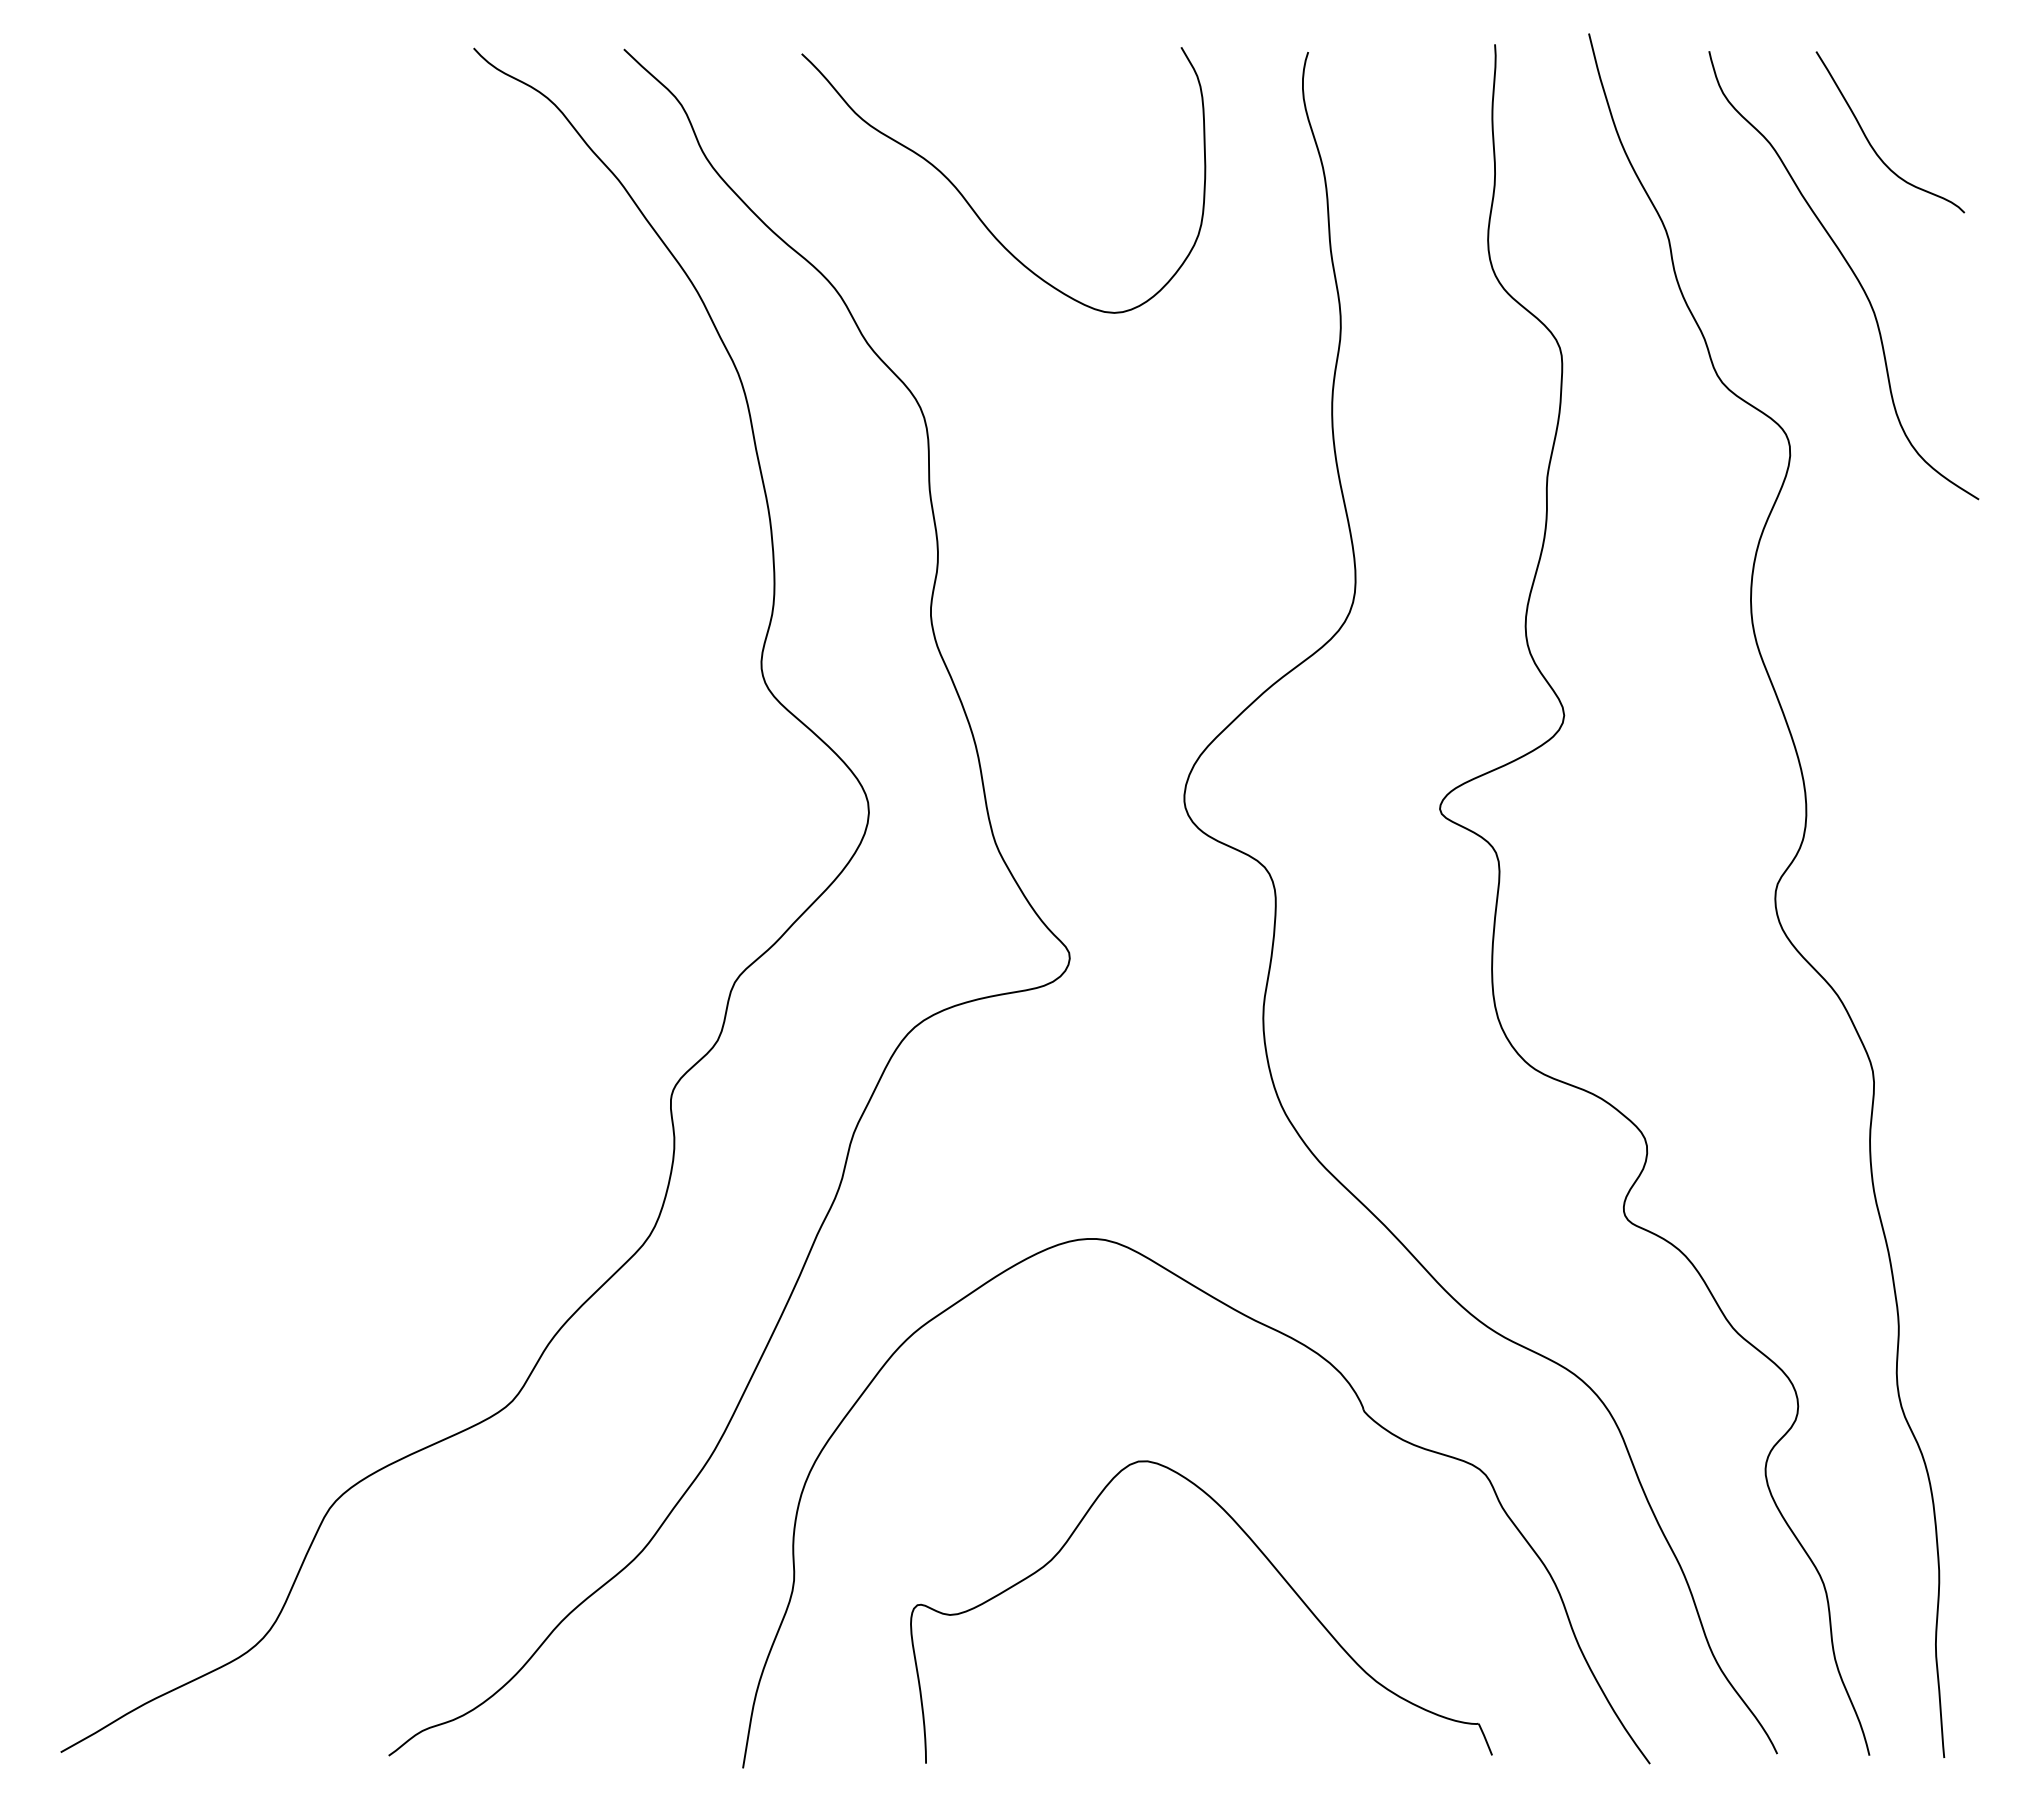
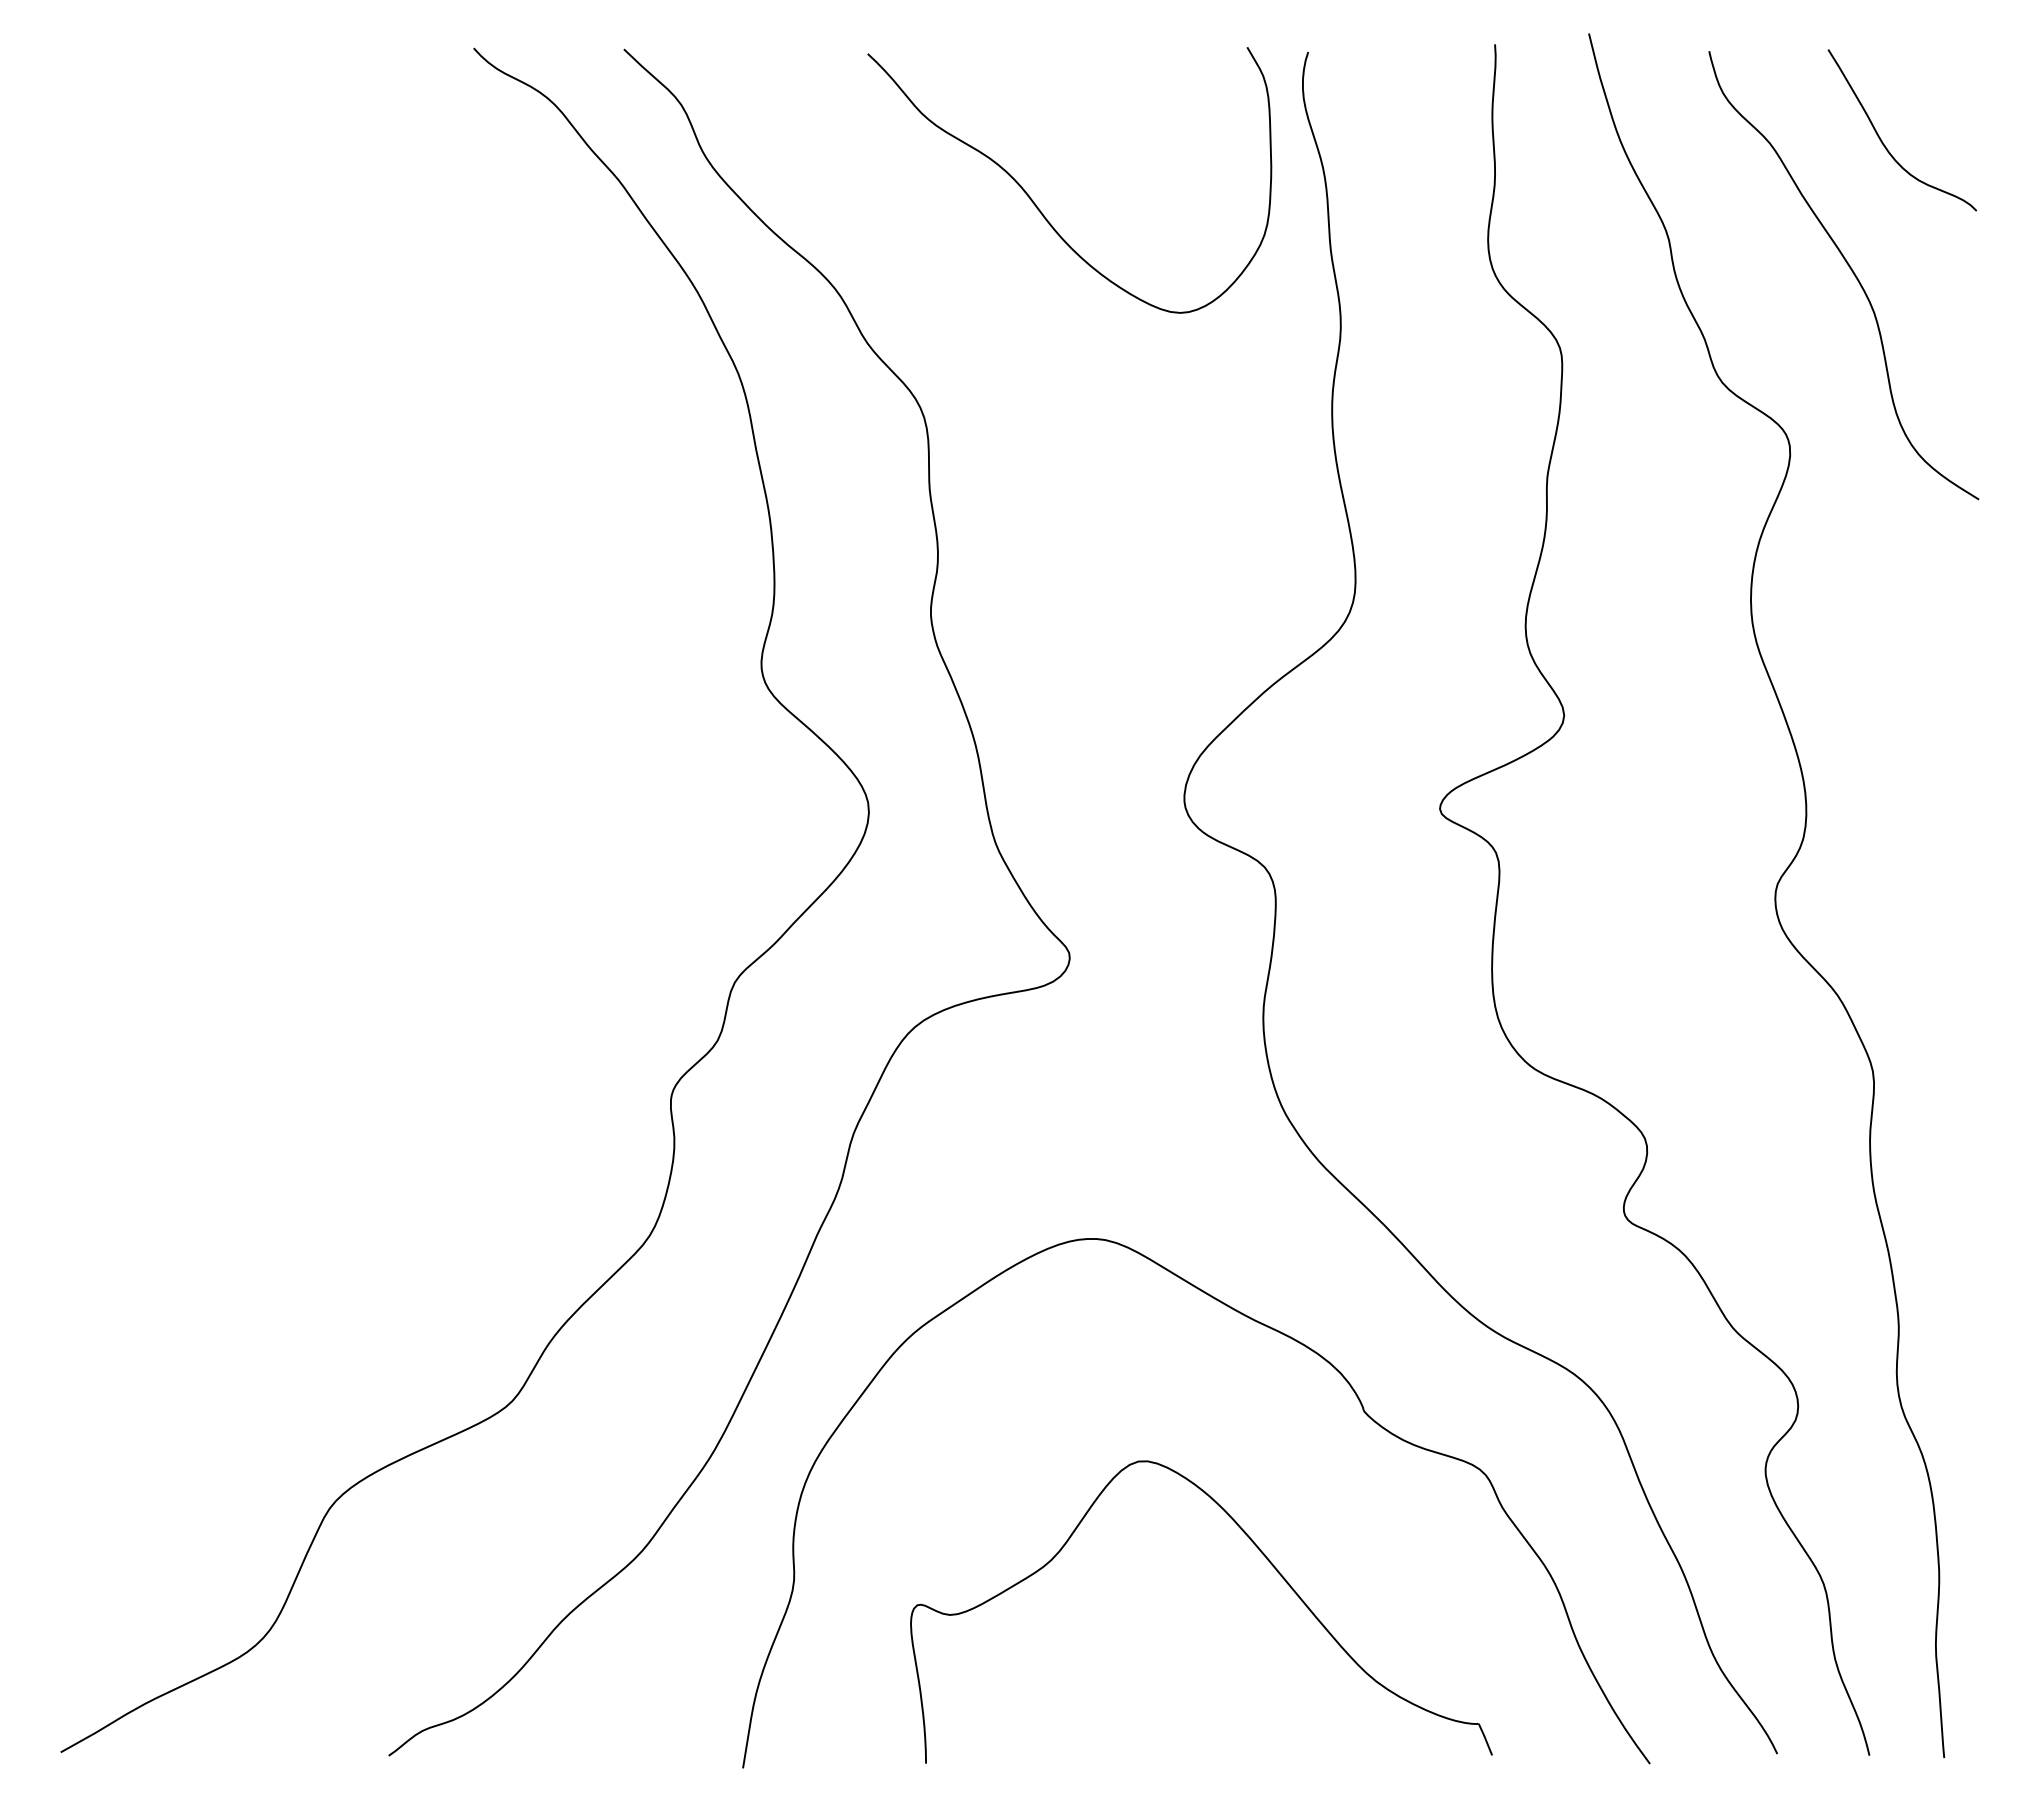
curve position: (1870, 142) -> (1882, 140) (1882, 140)
curve position: (970, 204) -> (1036, 204) (1036, 204)
